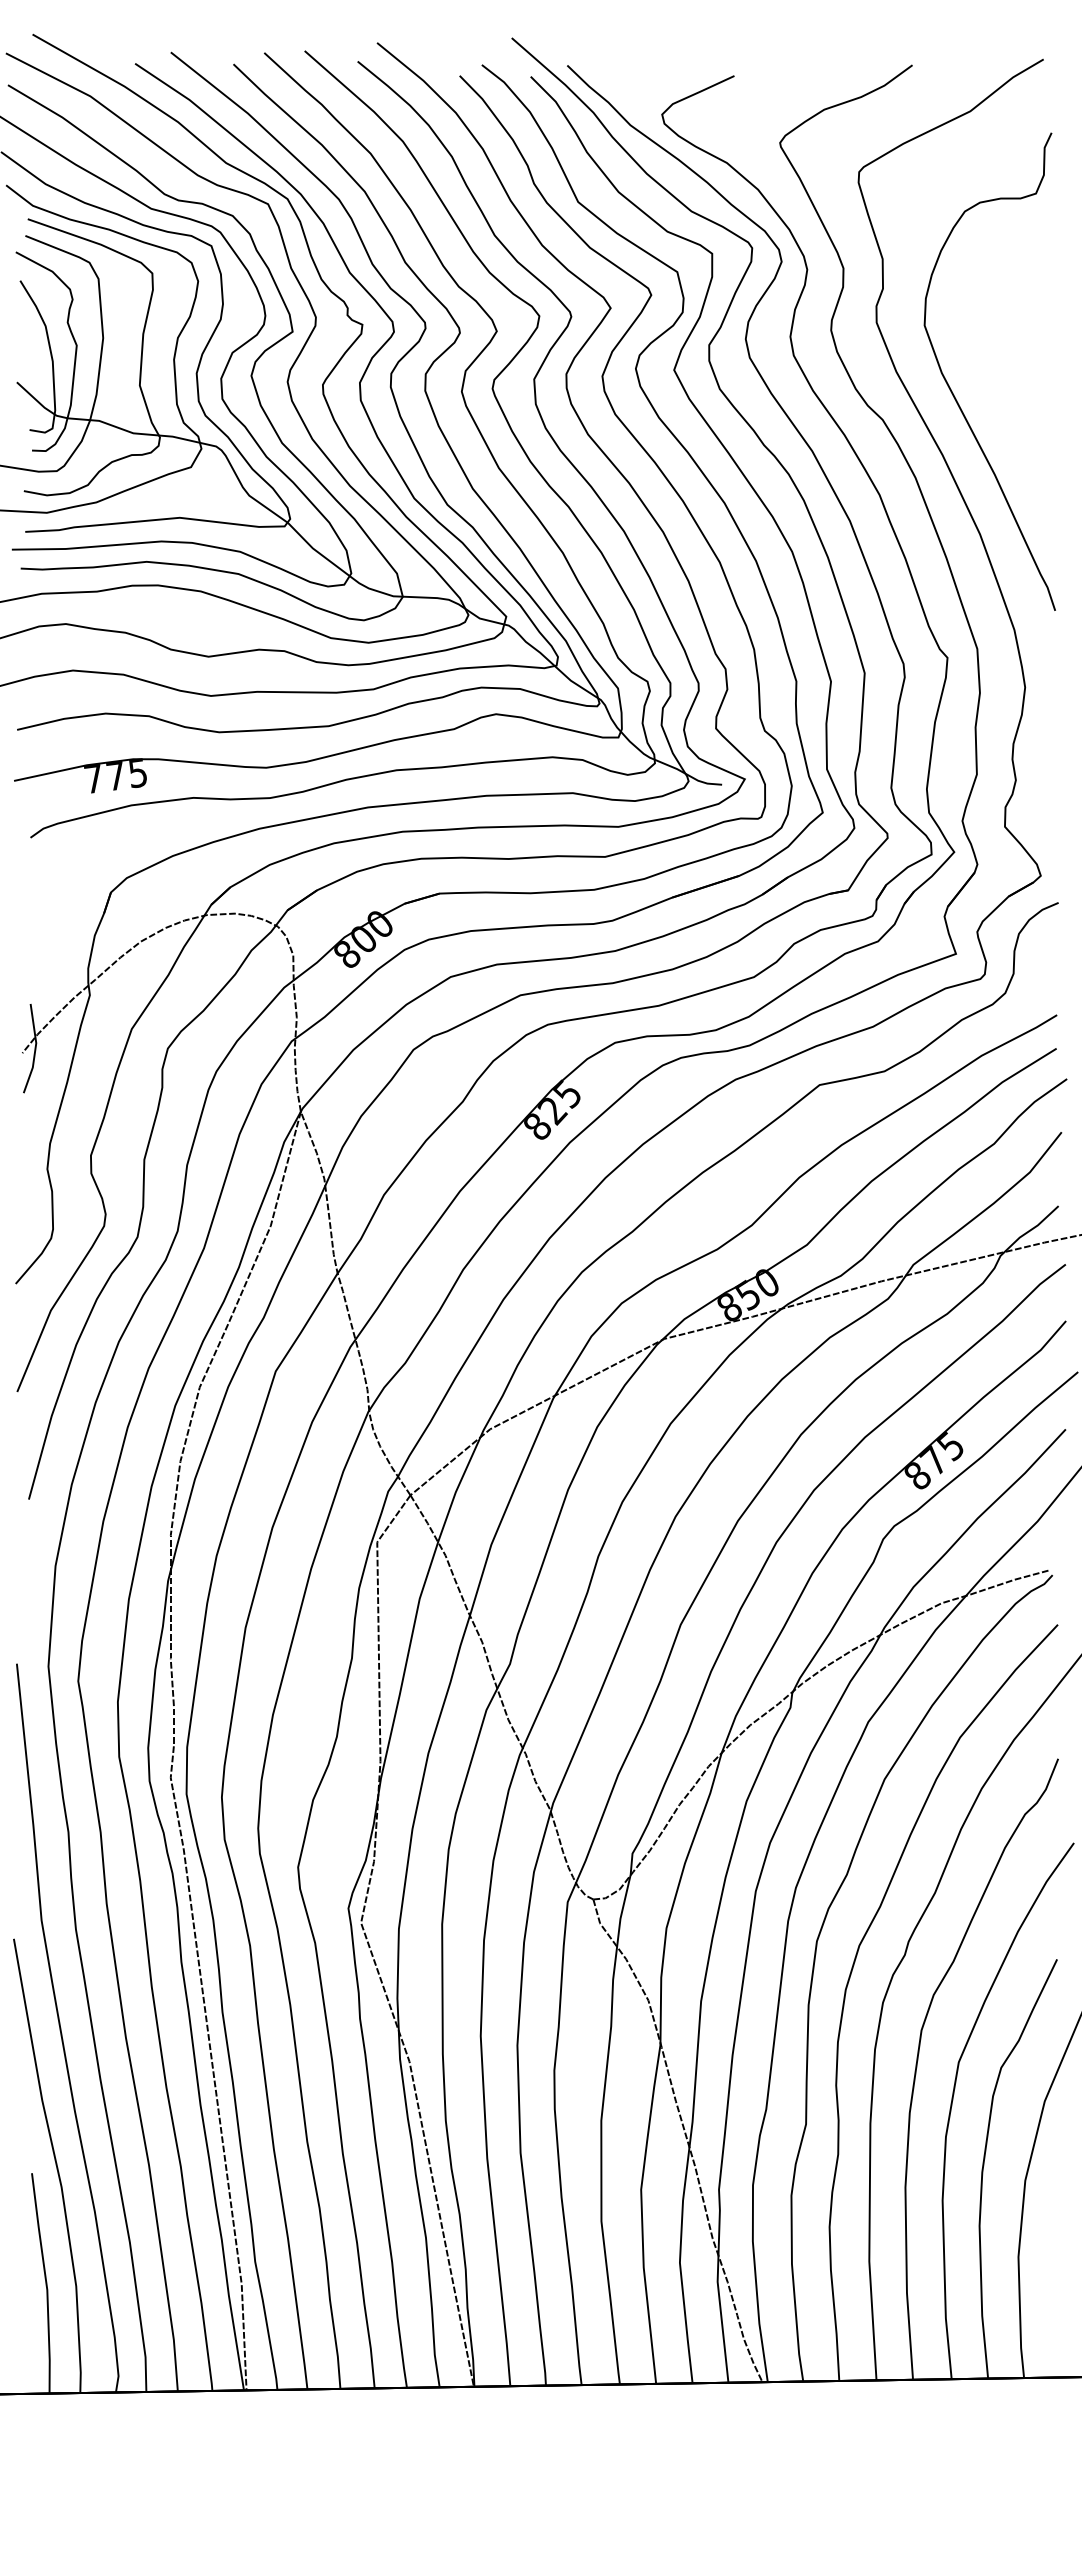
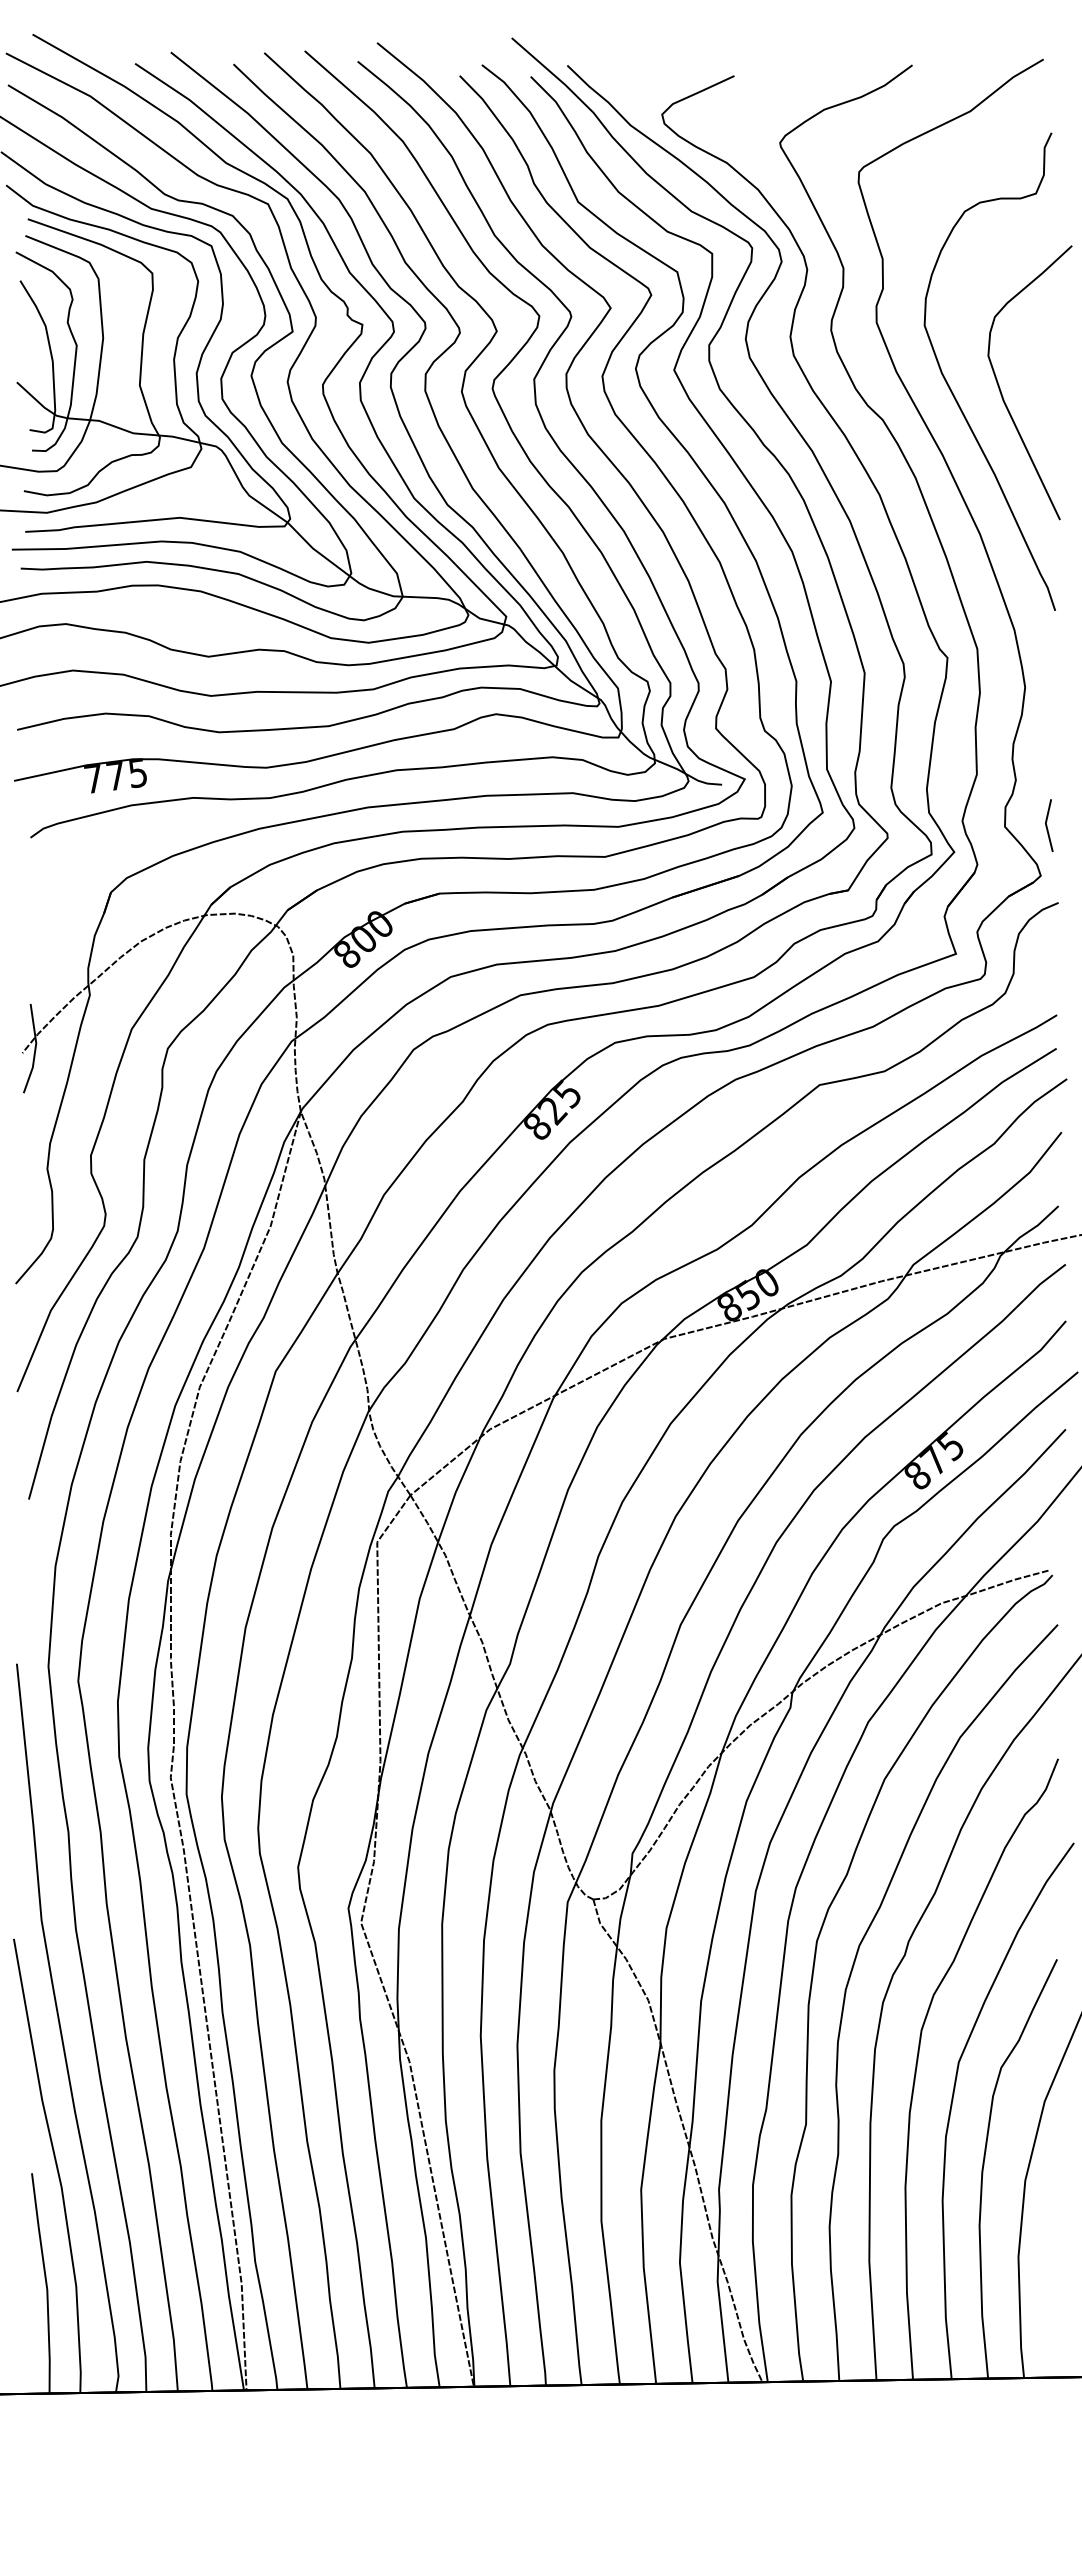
curve: none -> present (1001, 390)
line: none -> present (1047, 825)
